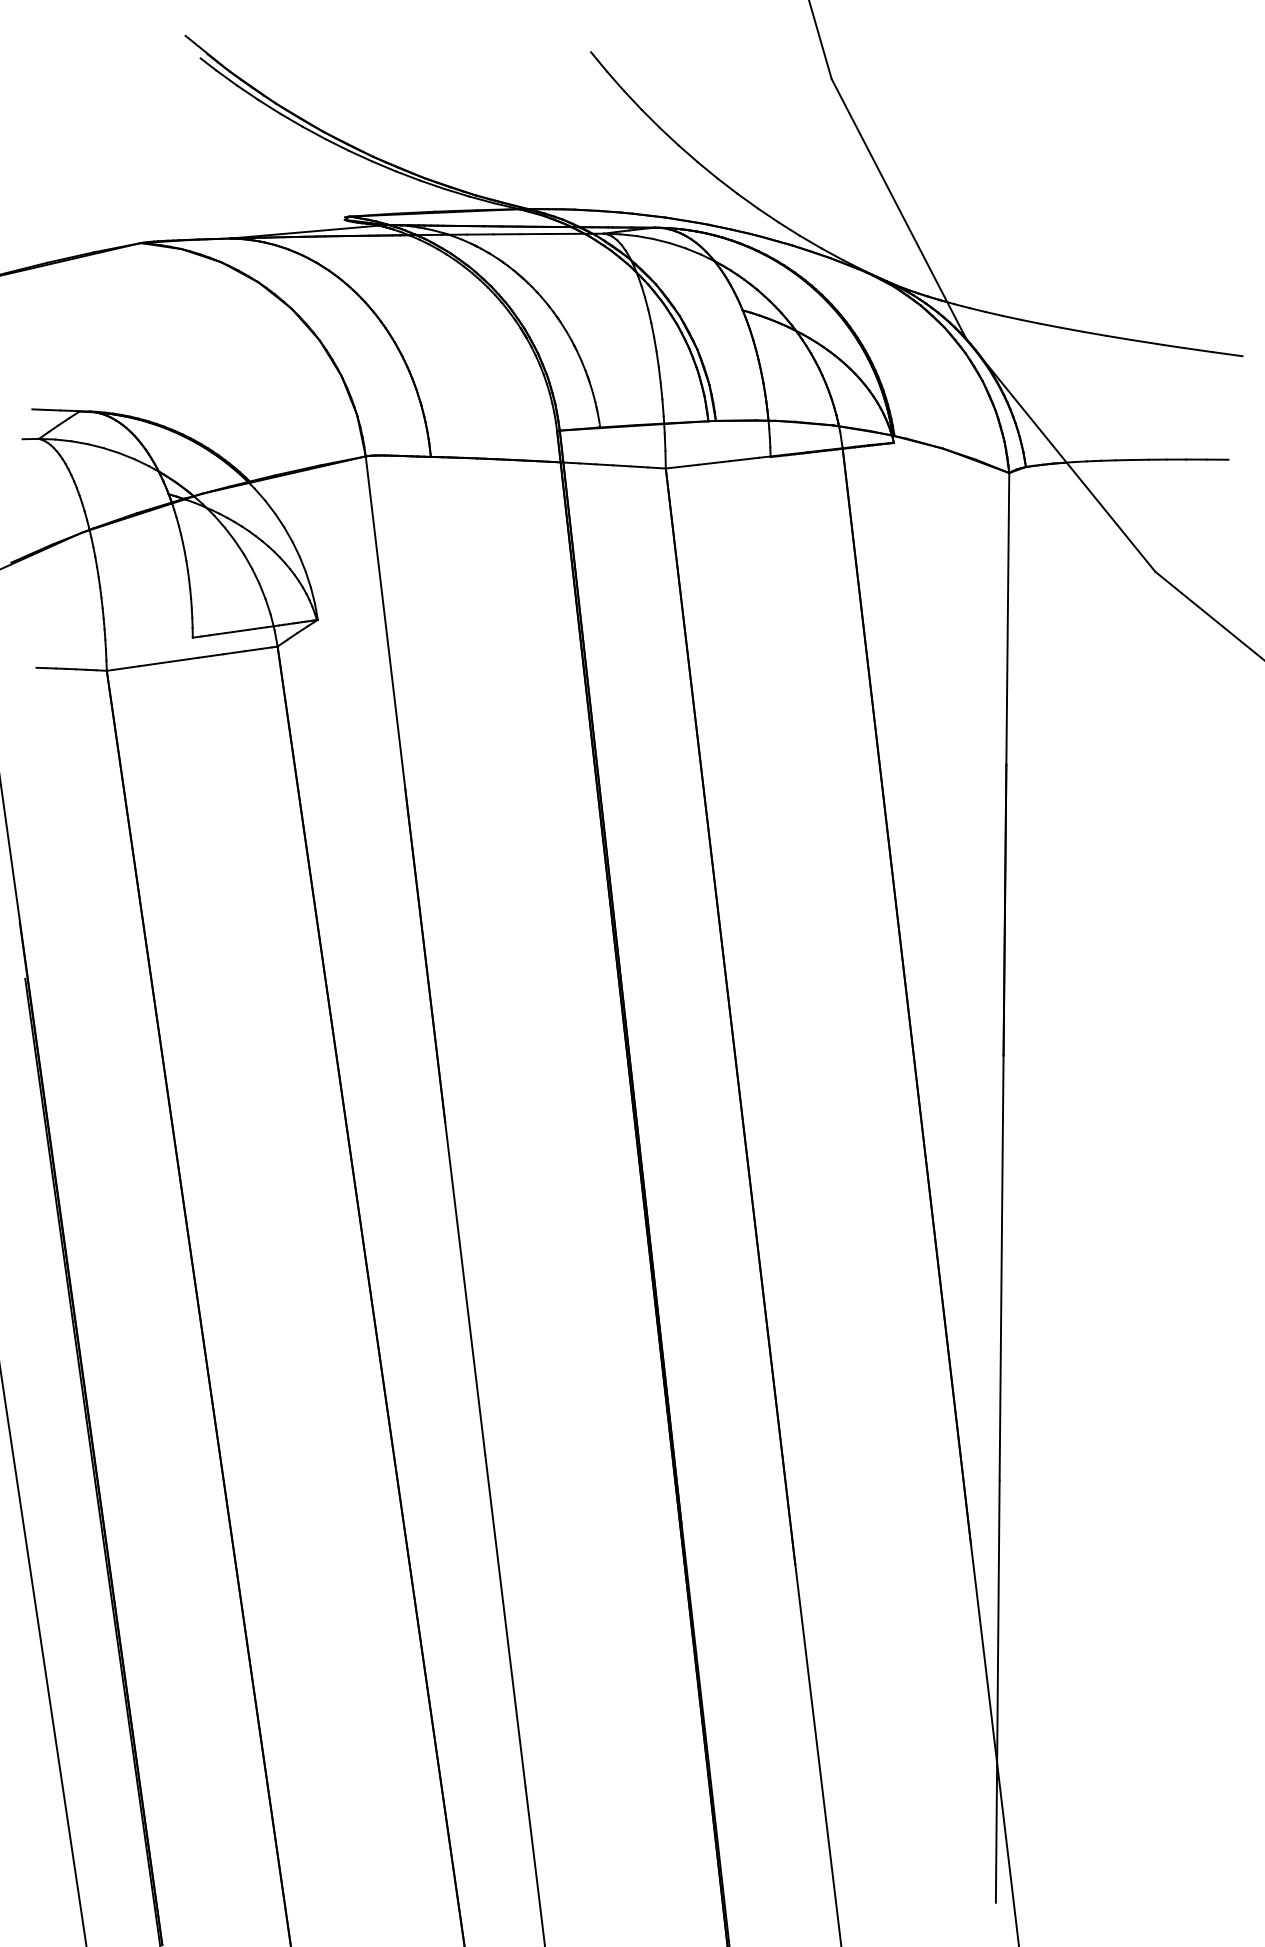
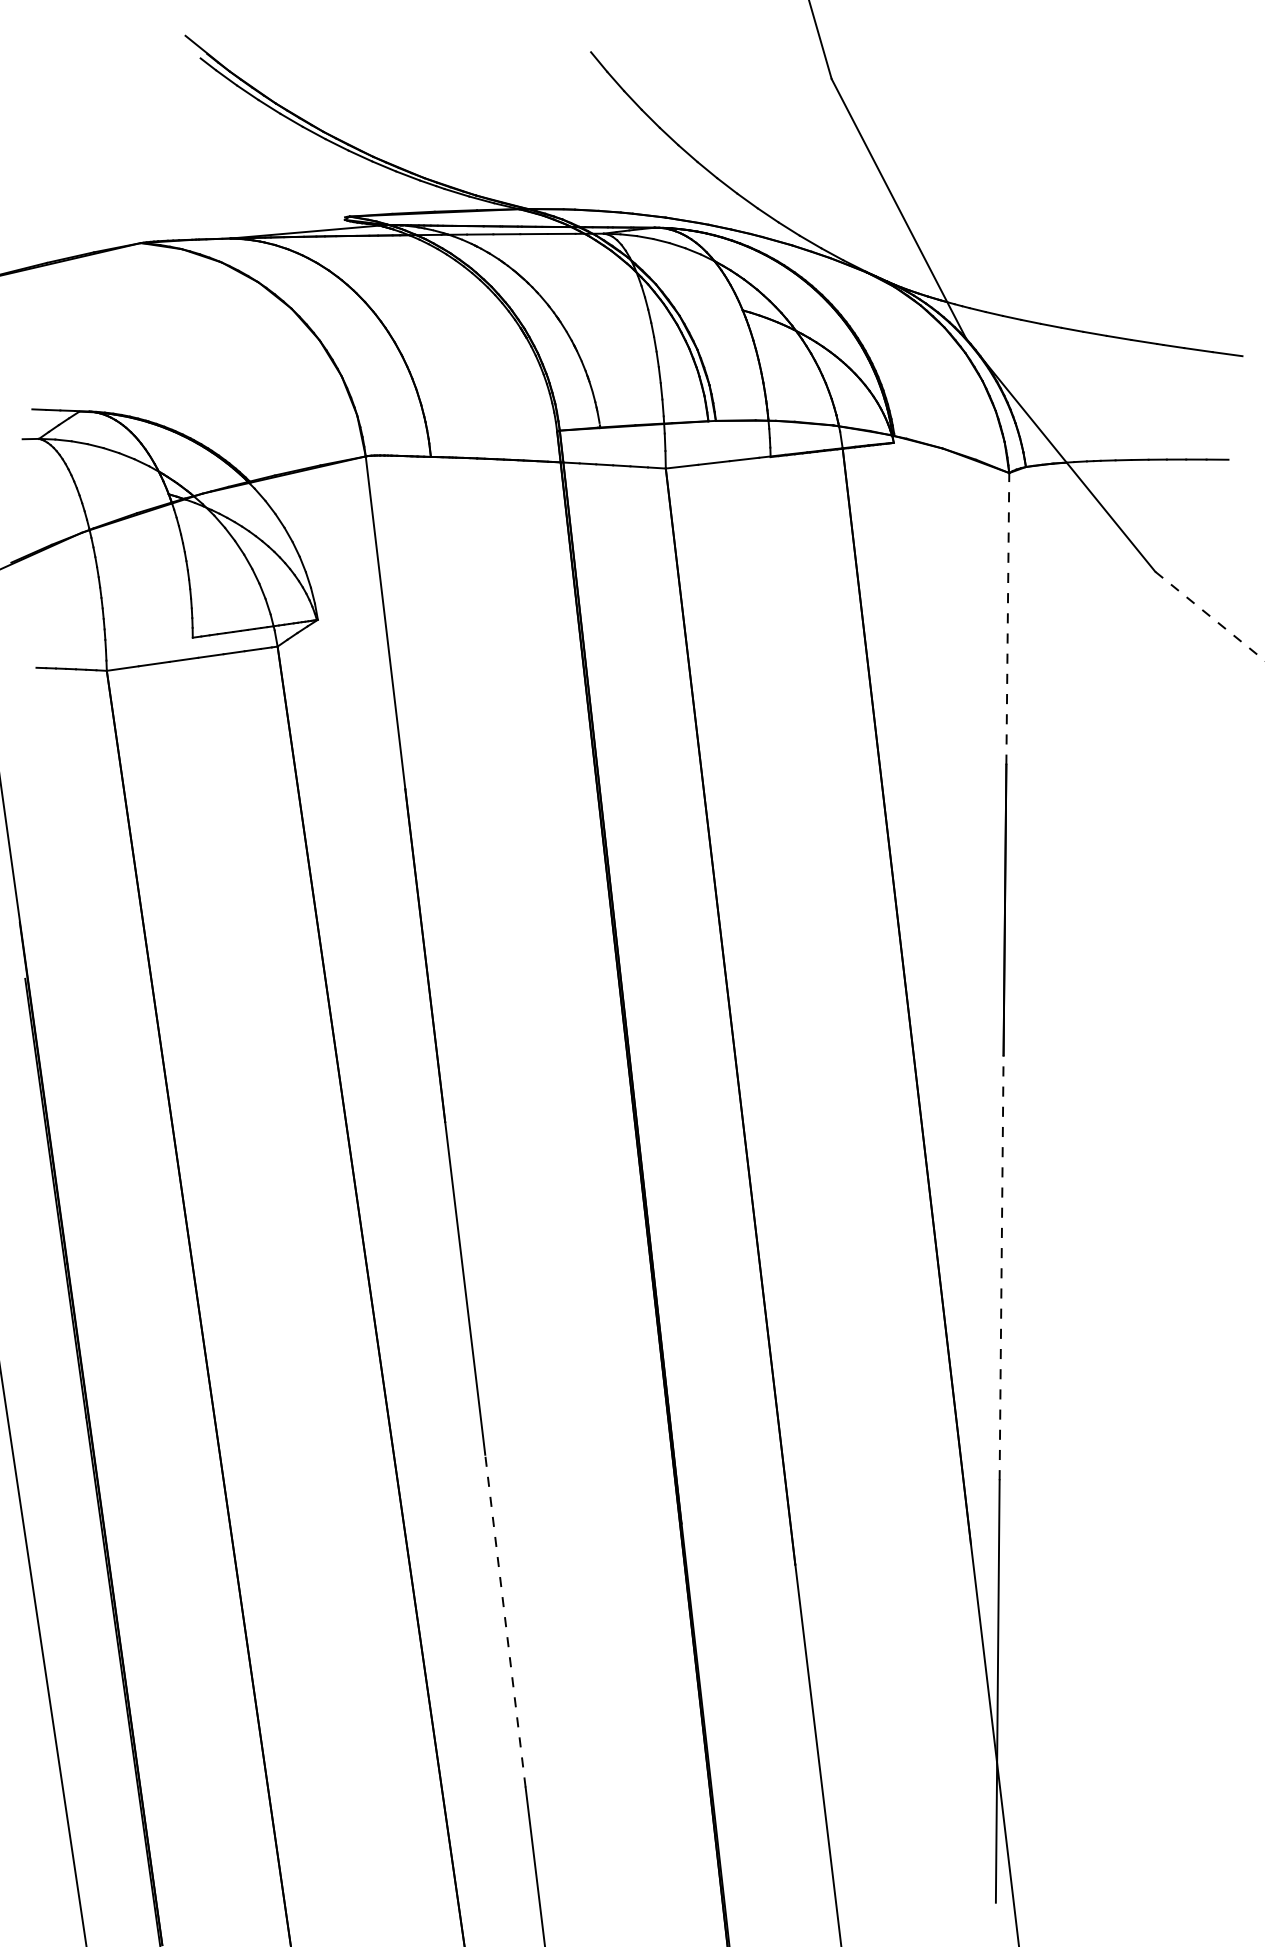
line: solid -> dashed (1210, 616)
line: solid -> dashed (1007, 618)
line: solid -> dashed (1001, 1267)
line: solid -> dashed (505, 1621)
